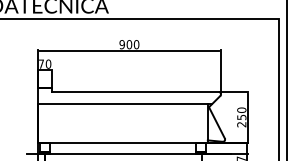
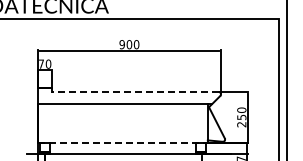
line: solid -> dashed (135, 92)
line: solid -> dashed (123, 142)
